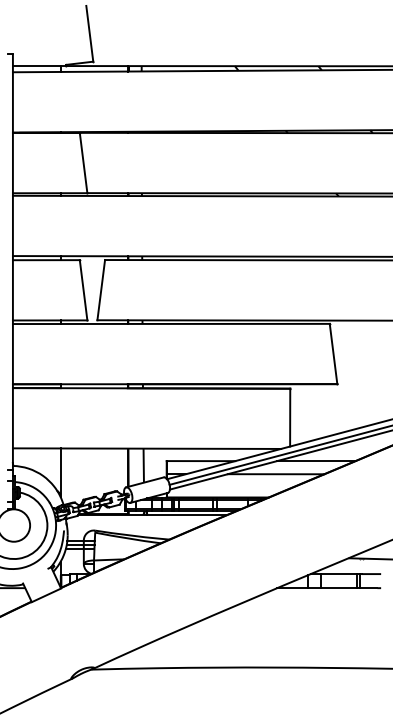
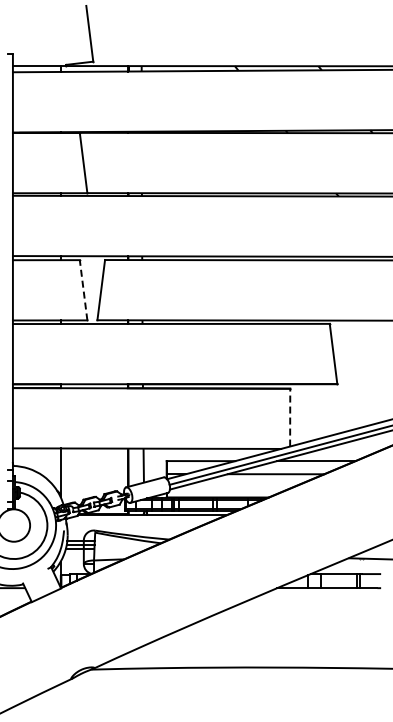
line: solid -> dashed (83, 289)
line: solid -> dashed (290, 417)
